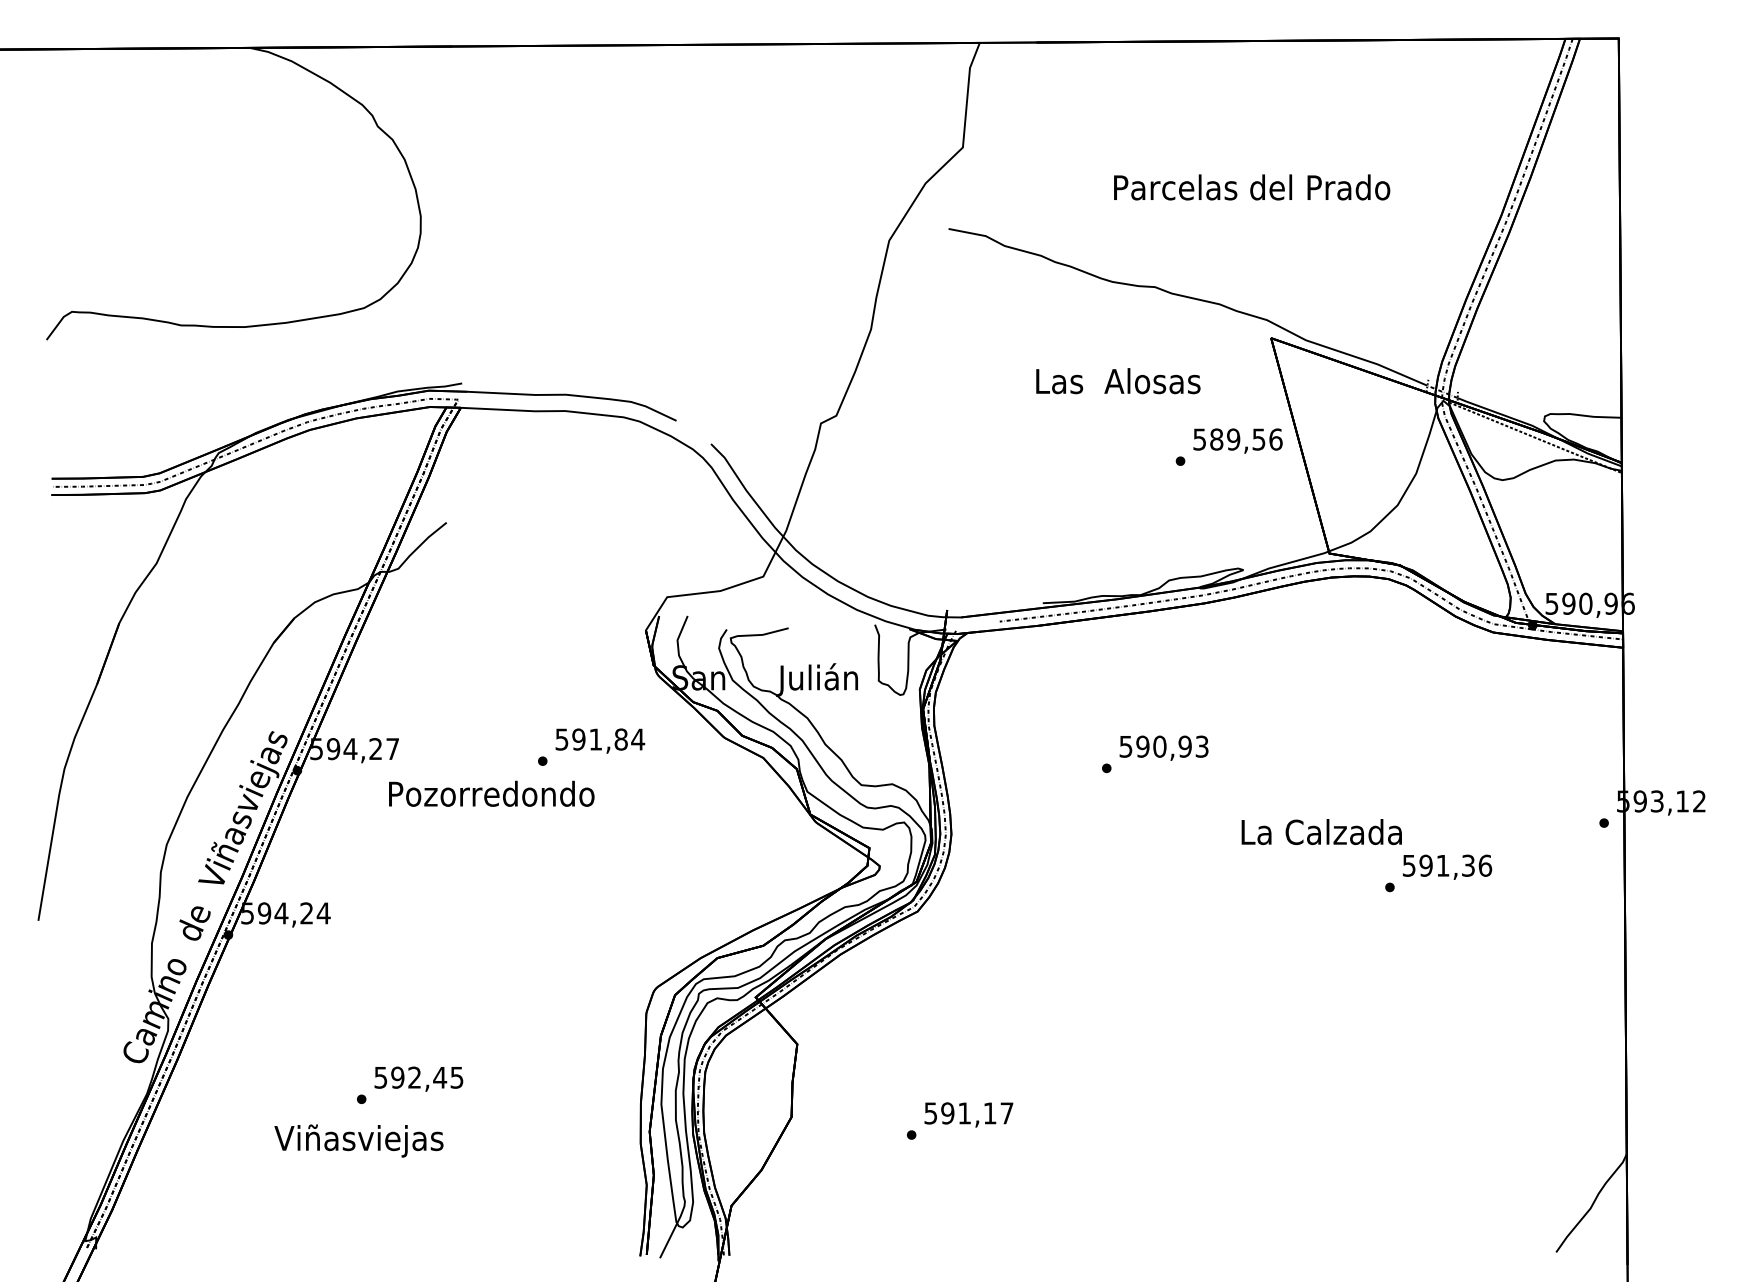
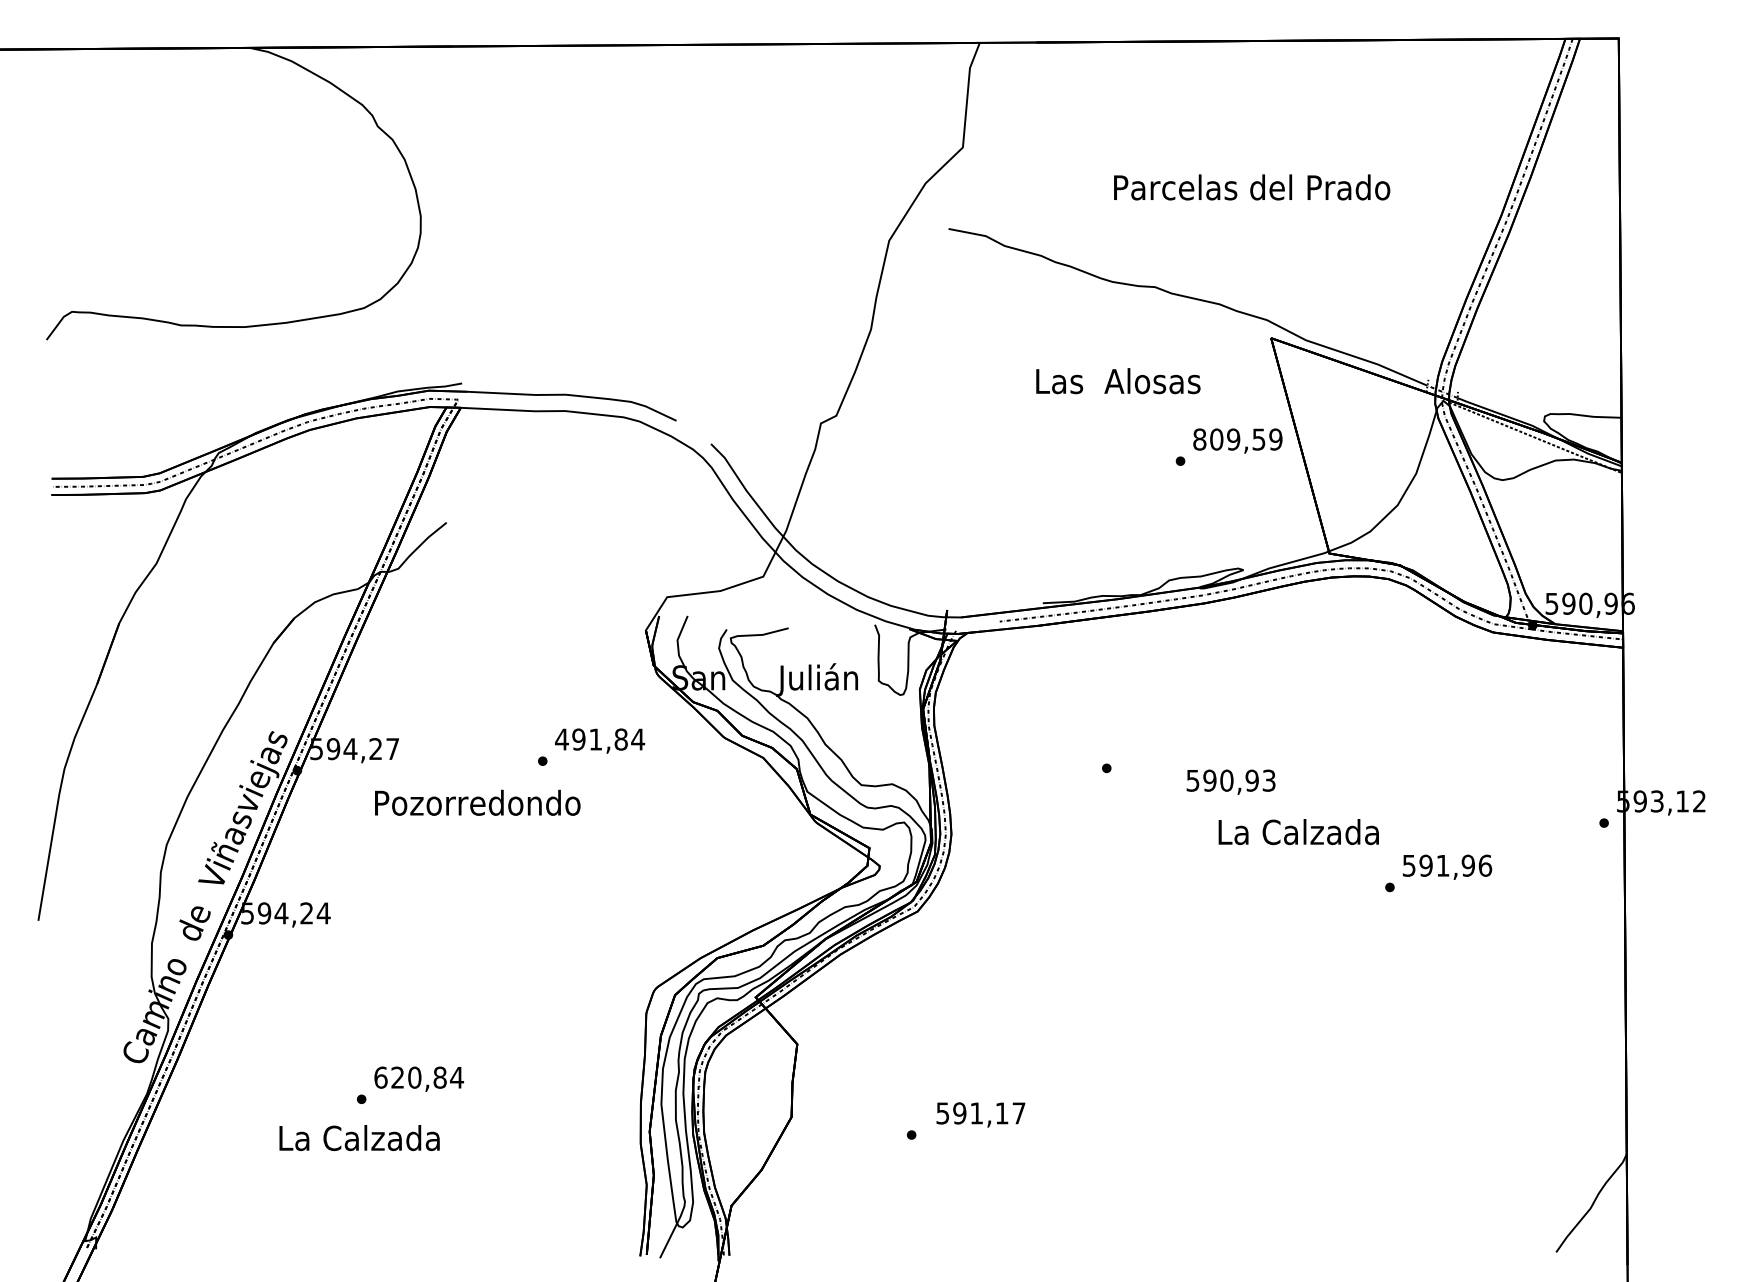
text: 589,56 -> 809,59 (1237, 439)
text: 591,84 -> 491,84 (561, 739)
text position: (1163, 747) -> (1230, 781) (1230, 781)
text position: (491, 793) -> (477, 802) (477, 802)
text position: (1321, 832) -> (1298, 832) (1298, 832)
text: 591,36 -> 591,96 (1467, 865)
text: 592,45 -> 620,84 (418, 1077)
text position: (968, 1114) -> (980, 1114) (980, 1114)
text: Viñasviejas -> La Calzada (358, 1140)
